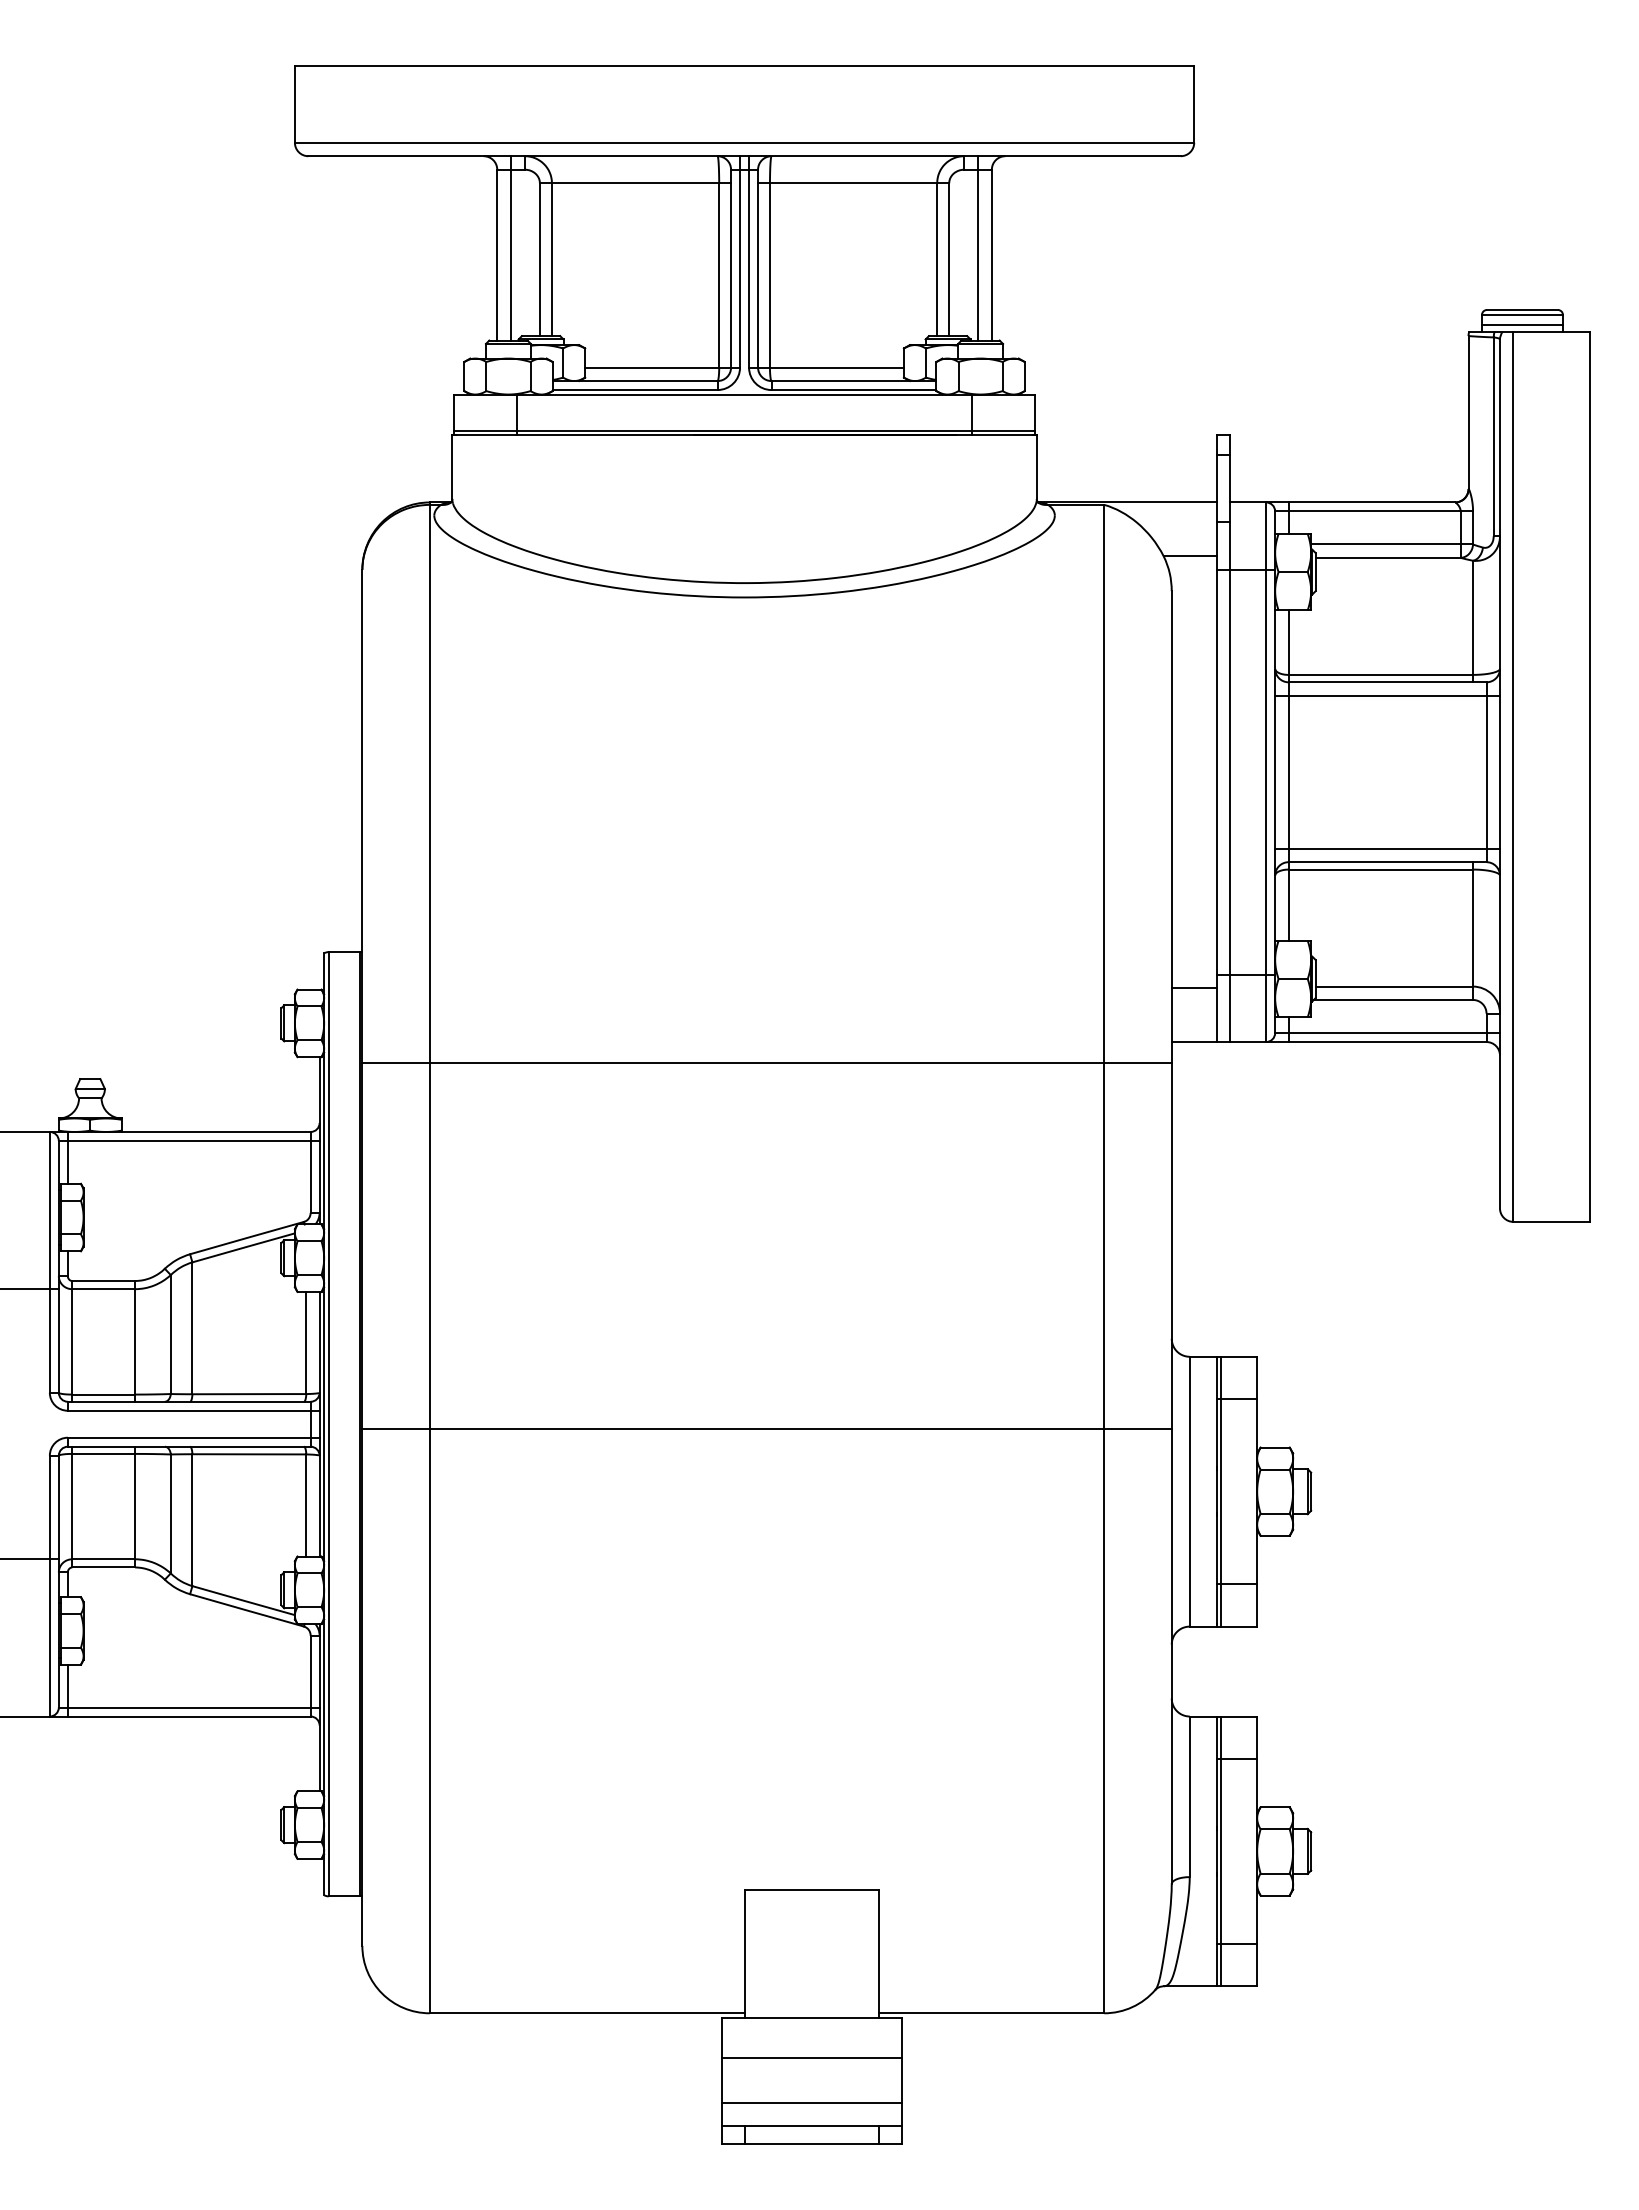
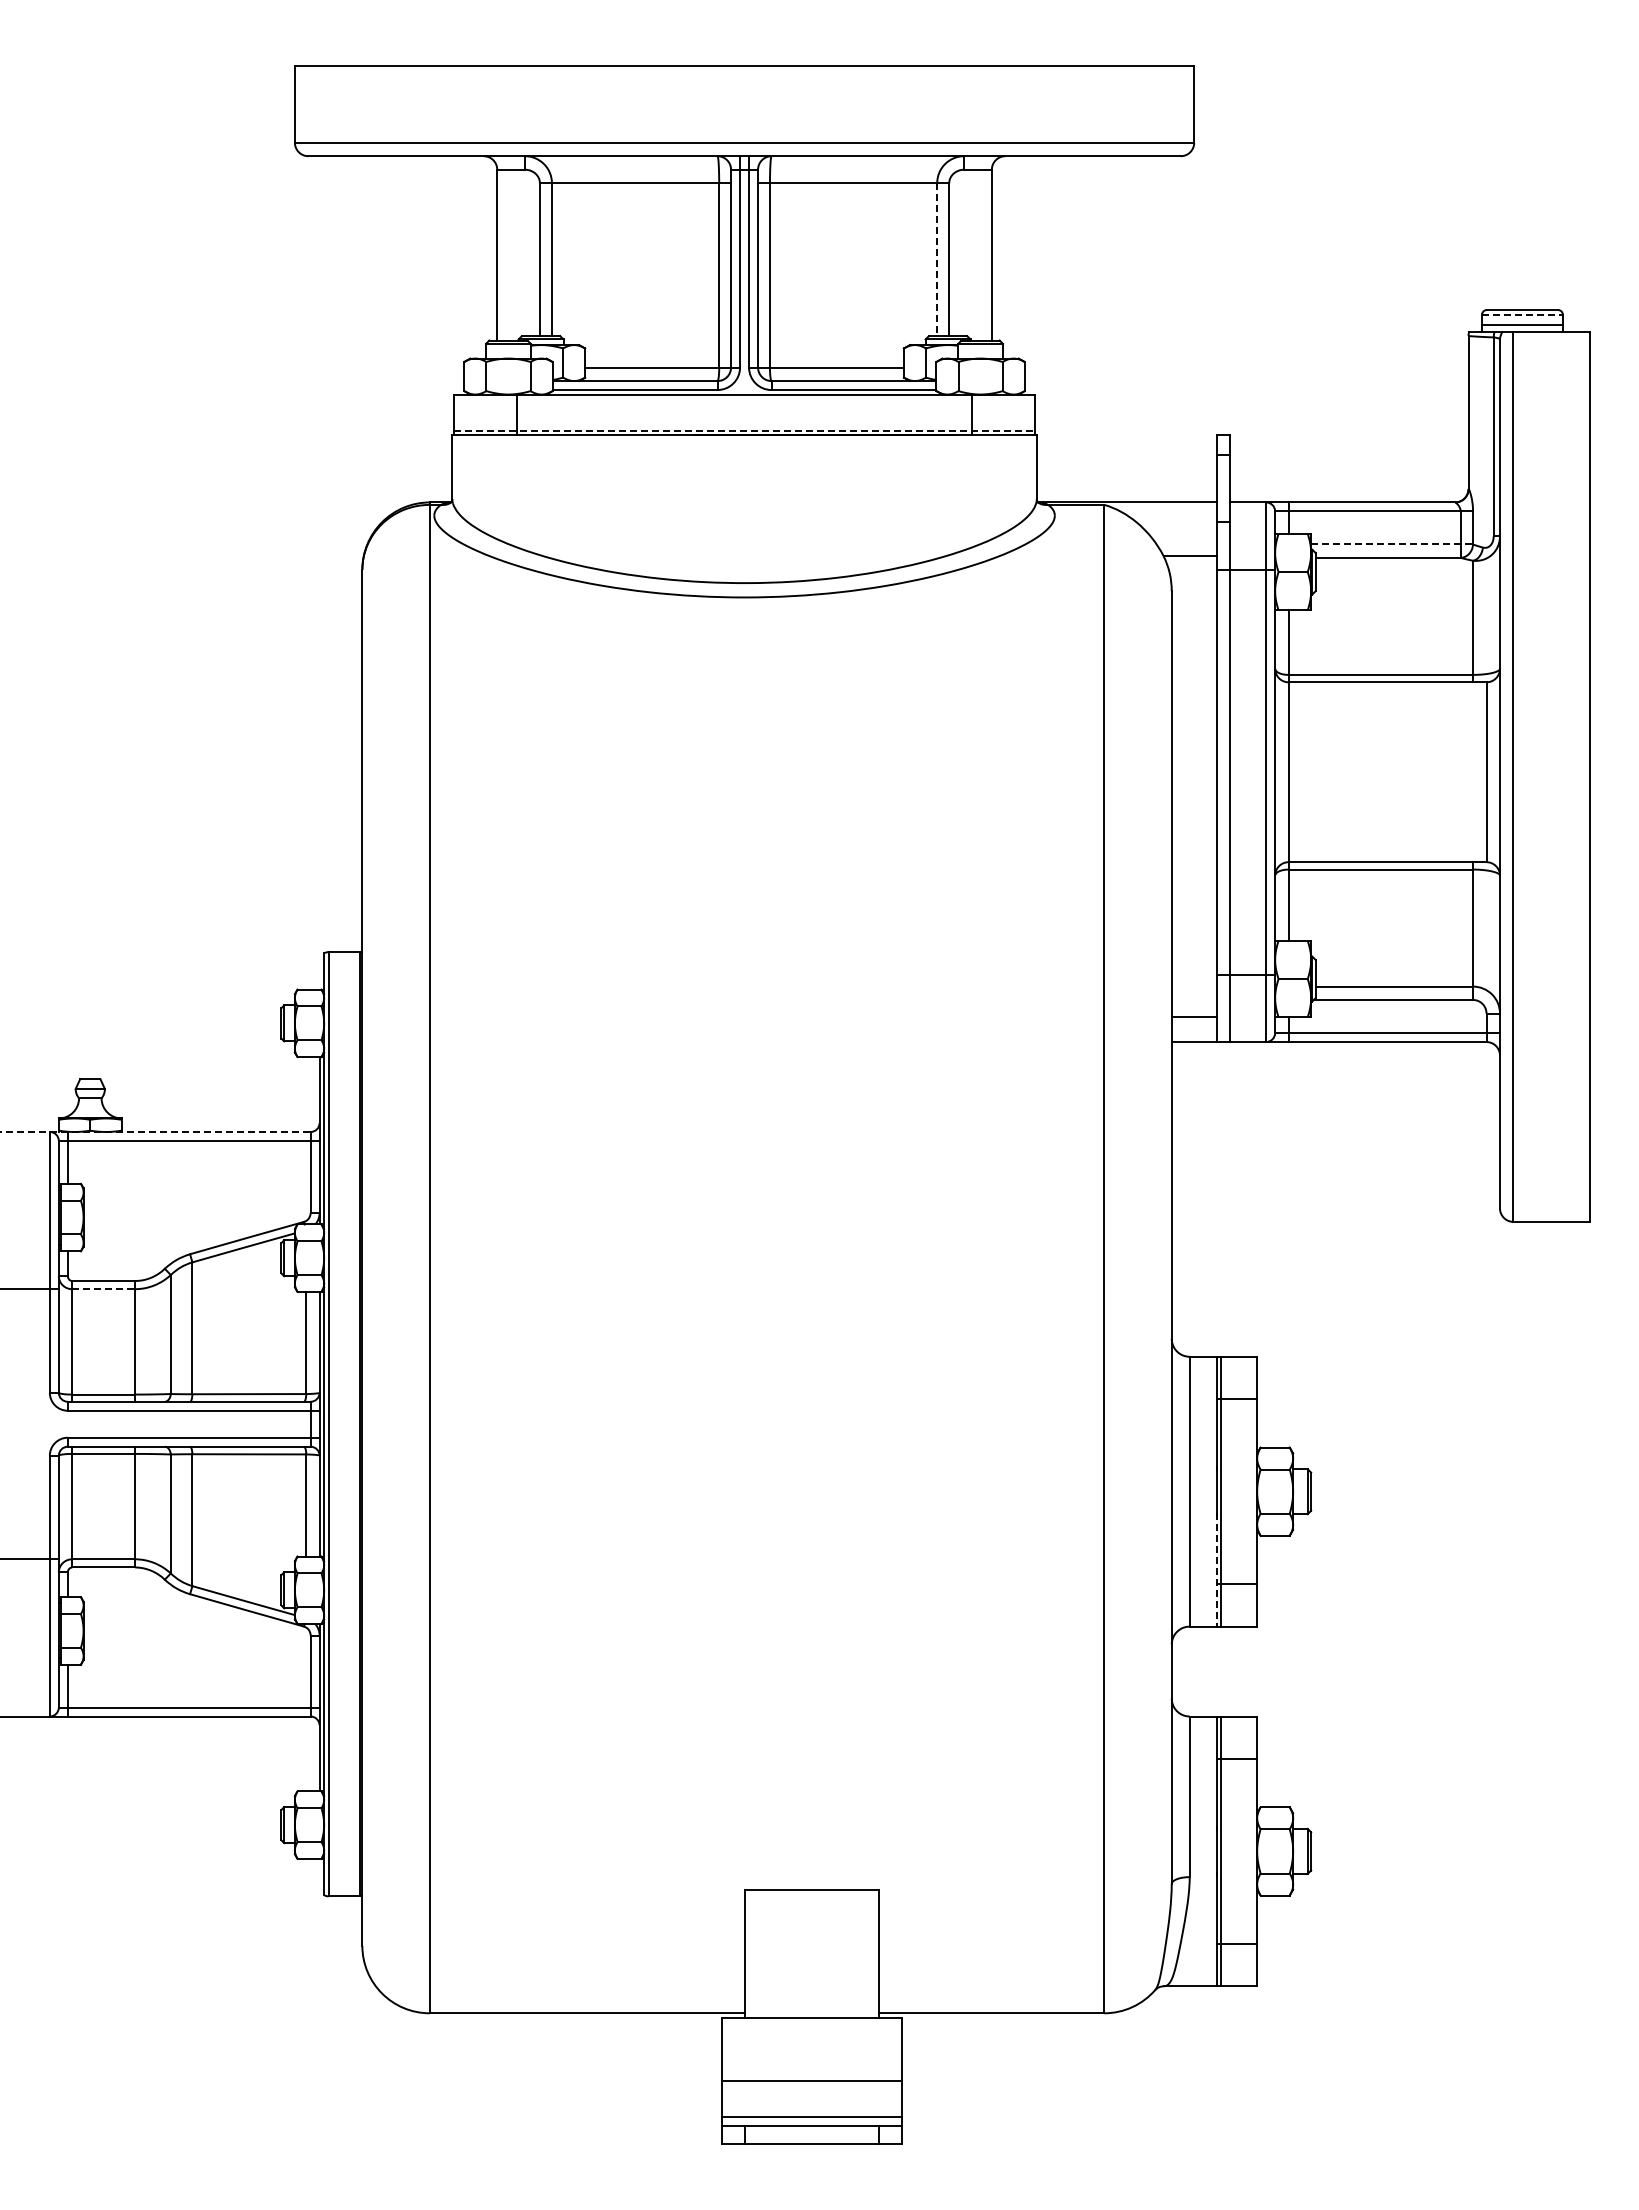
line: present -> none (510, 248)
line: present -> none (978, 248)
line: solid -> dashed (937, 260)
line: solid -> dashed (1522, 314)
line: solid -> dashed (744, 430)
line: solid -> dashed (1392, 544)
line: present -> none (1387, 695)
line: present -> none (1387, 848)
line position: (1193, 988) -> (1193, 1017) (1193, 1017)
line: present -> none (766, 1063)
line: solid -> dashed (155, 1131)
line: solid -> dashed (104, 1289)
line: present -> none (766, 1428)
line: solid -> dashed (1216, 1568)
line position: (811, 2058) -> (811, 2081) (811, 2081)
line position: (811, 2103) -> (811, 2117) (811, 2117)
